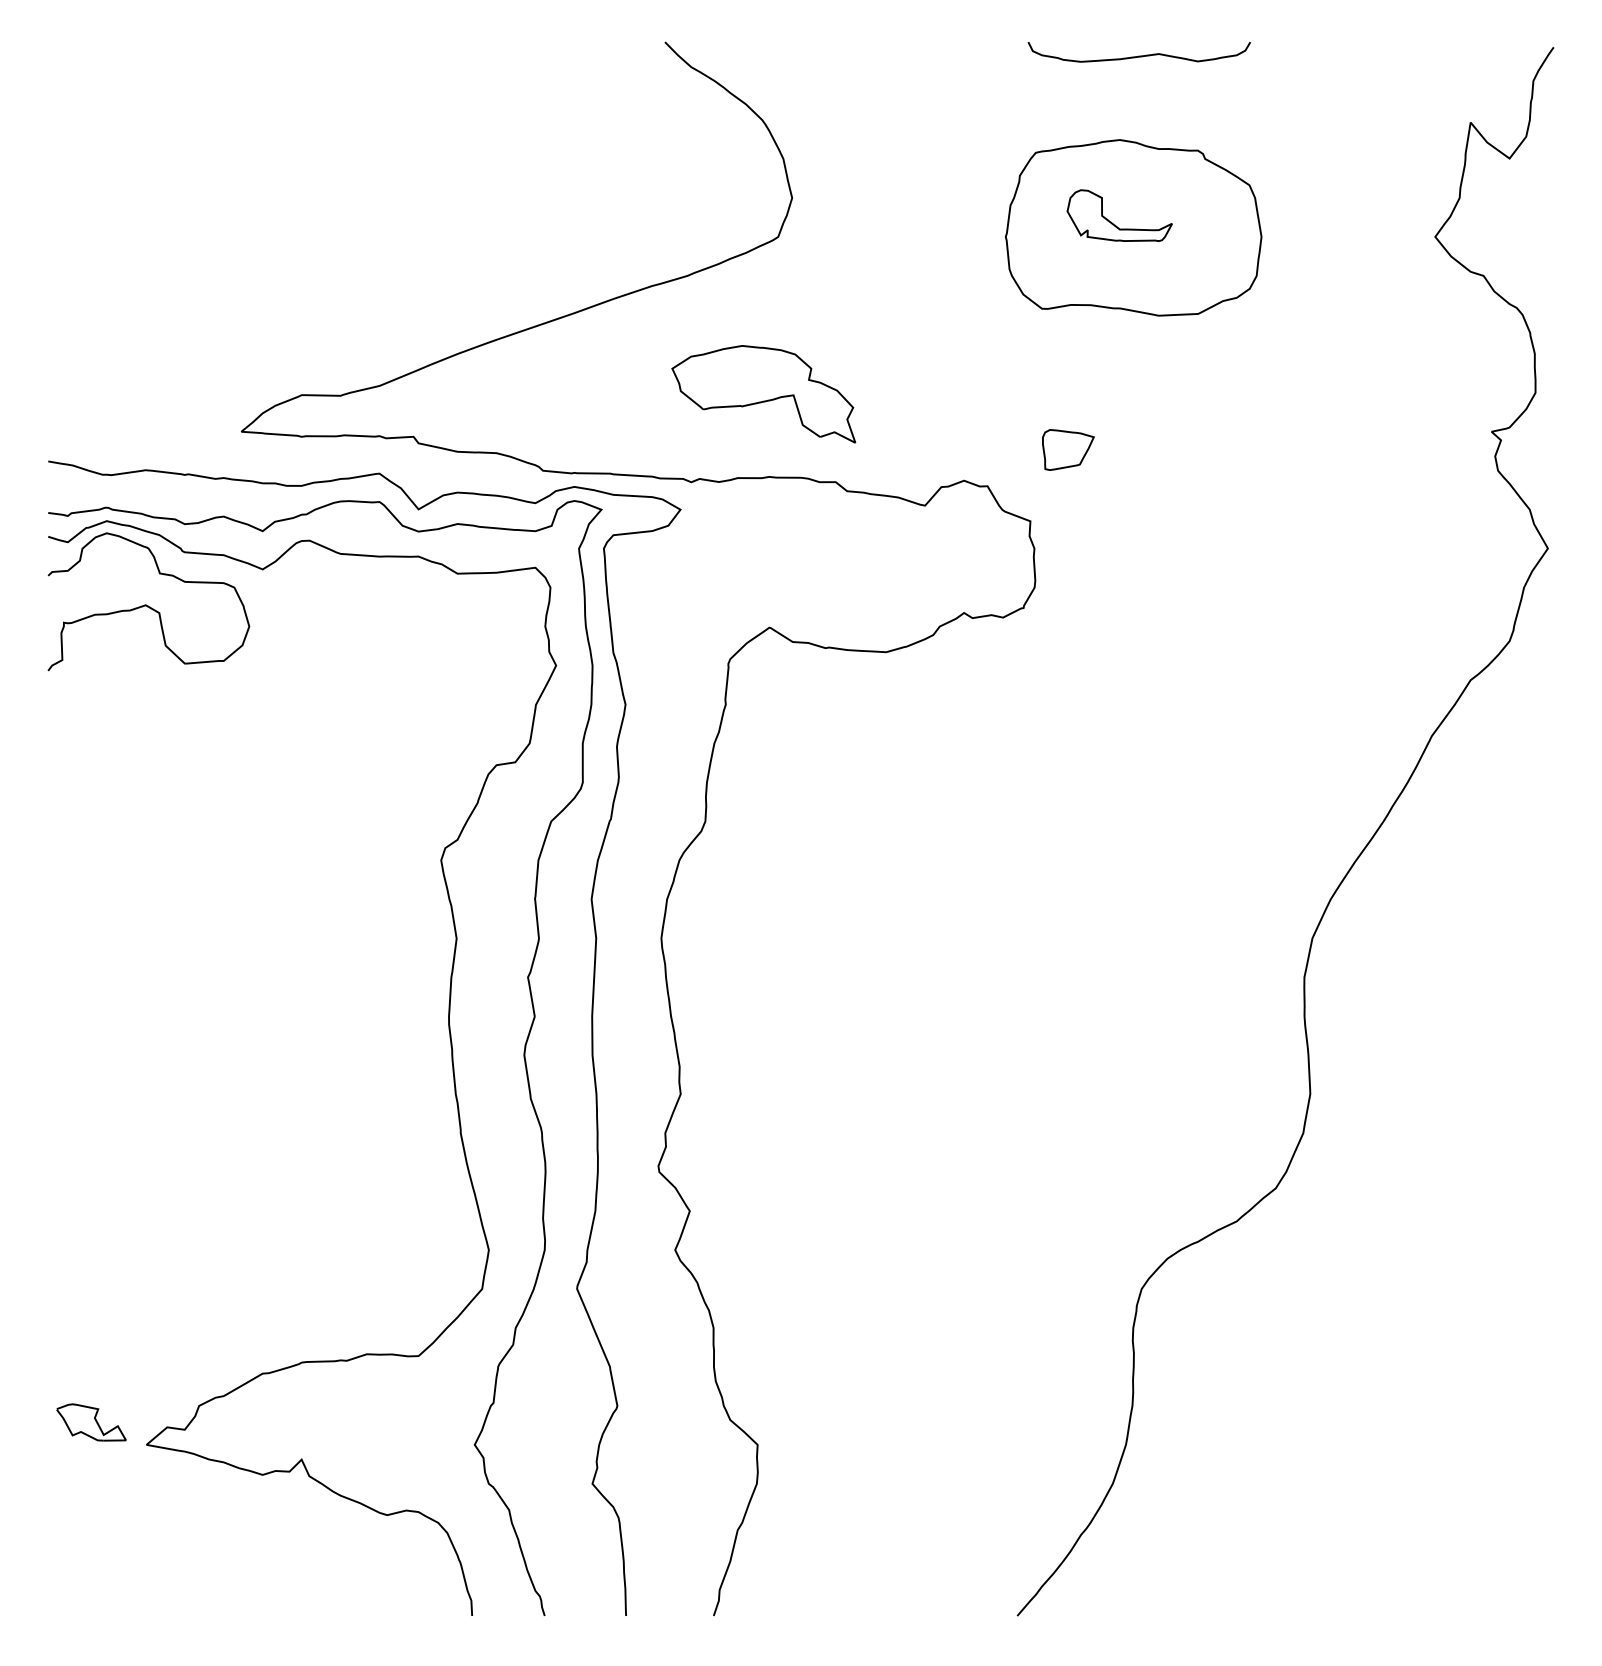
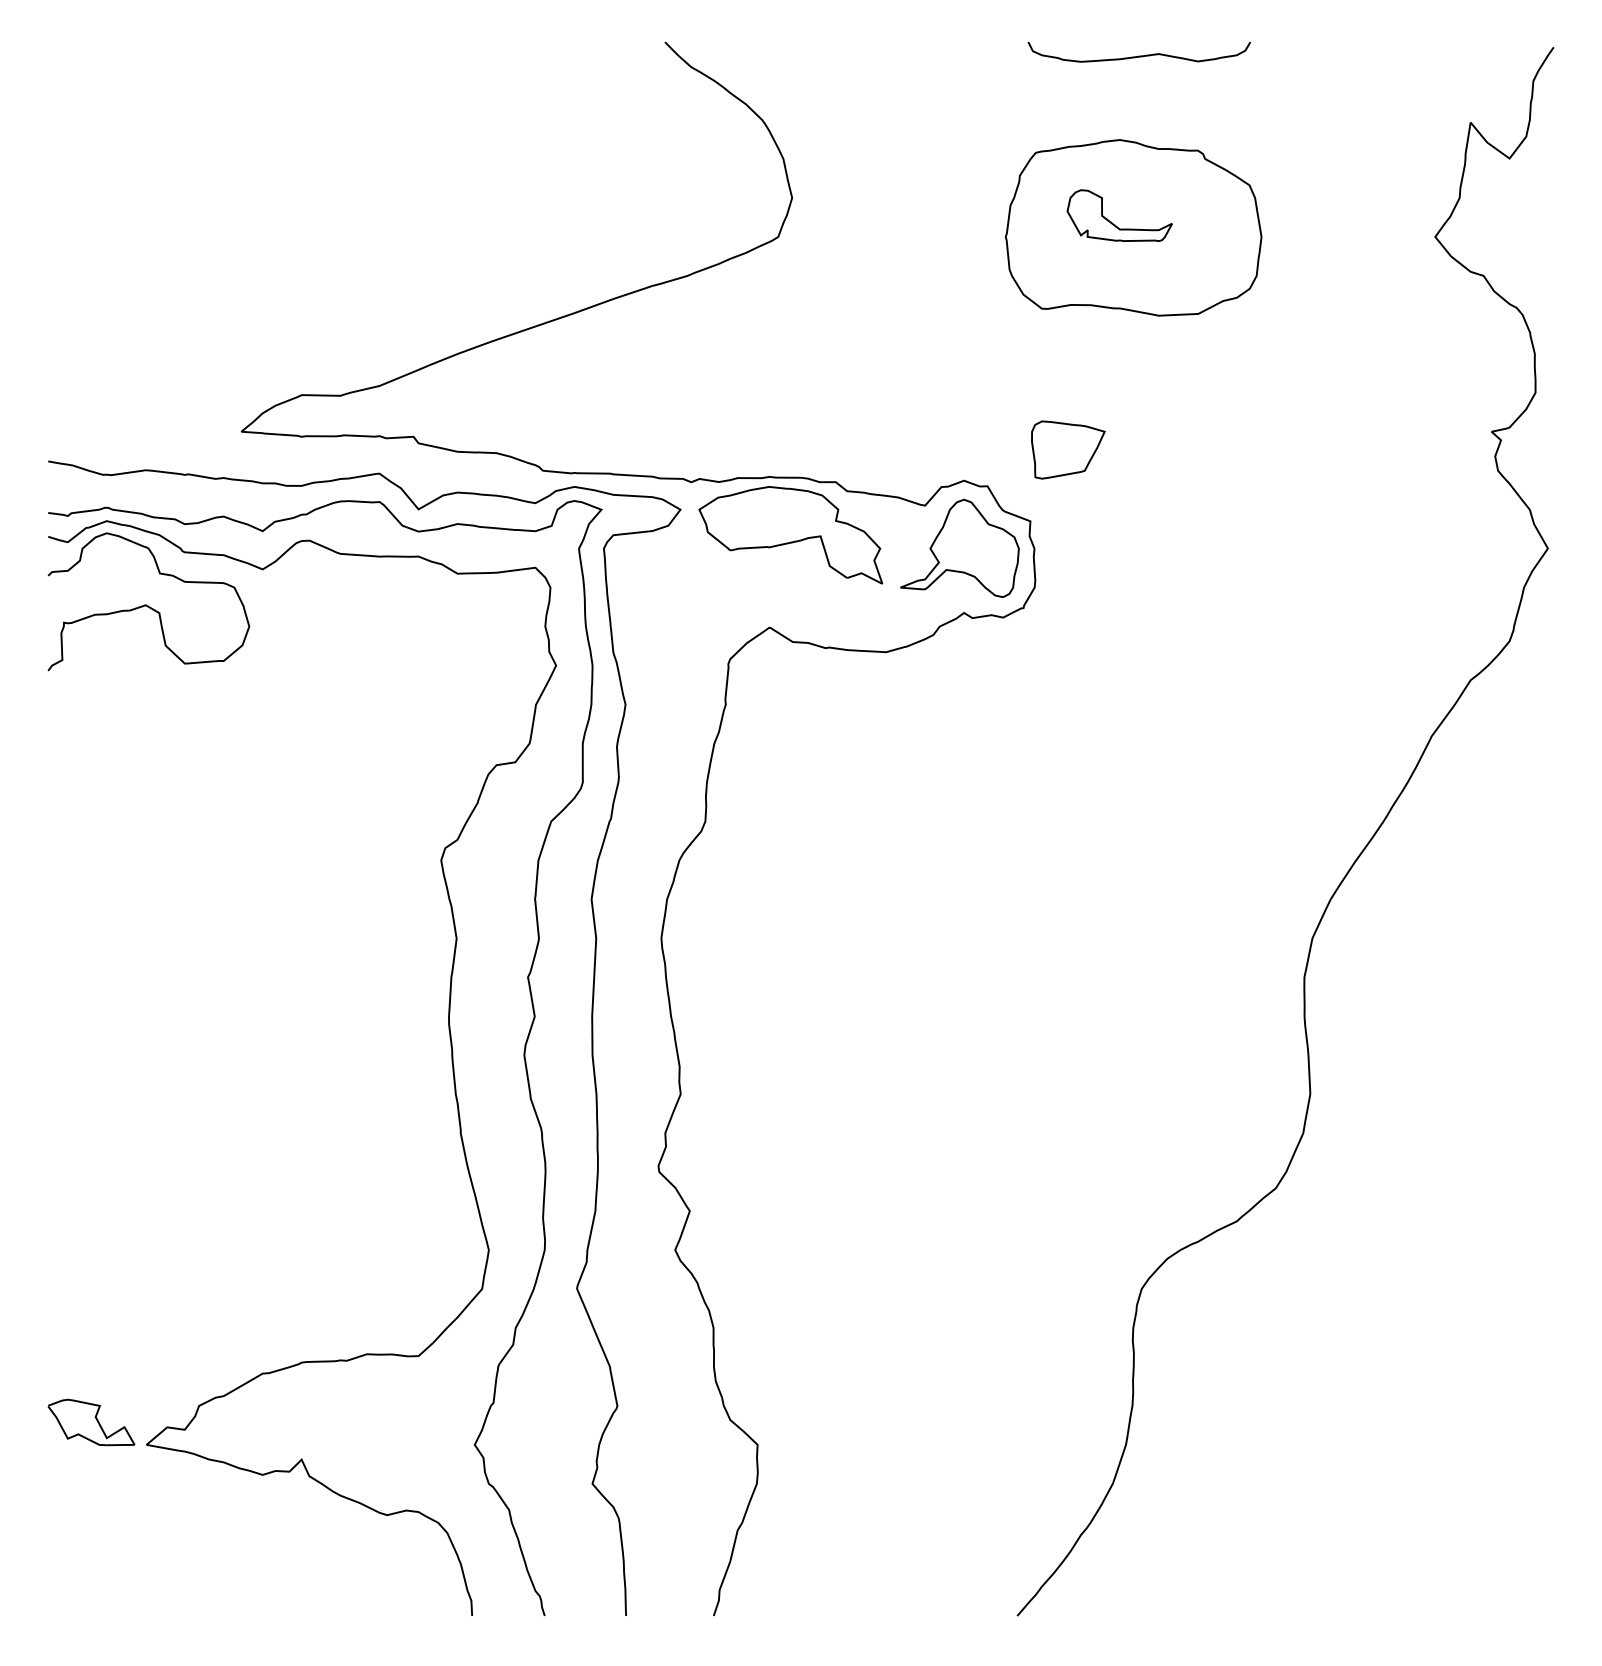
part position: (763, 394) -> (790, 535) (790, 535)
part size: 53x42 px -> 75x60 px (1068, 449)
part: none -> present (959, 547)
part size: 71x39 px -> 89x49 px (91, 1422)
